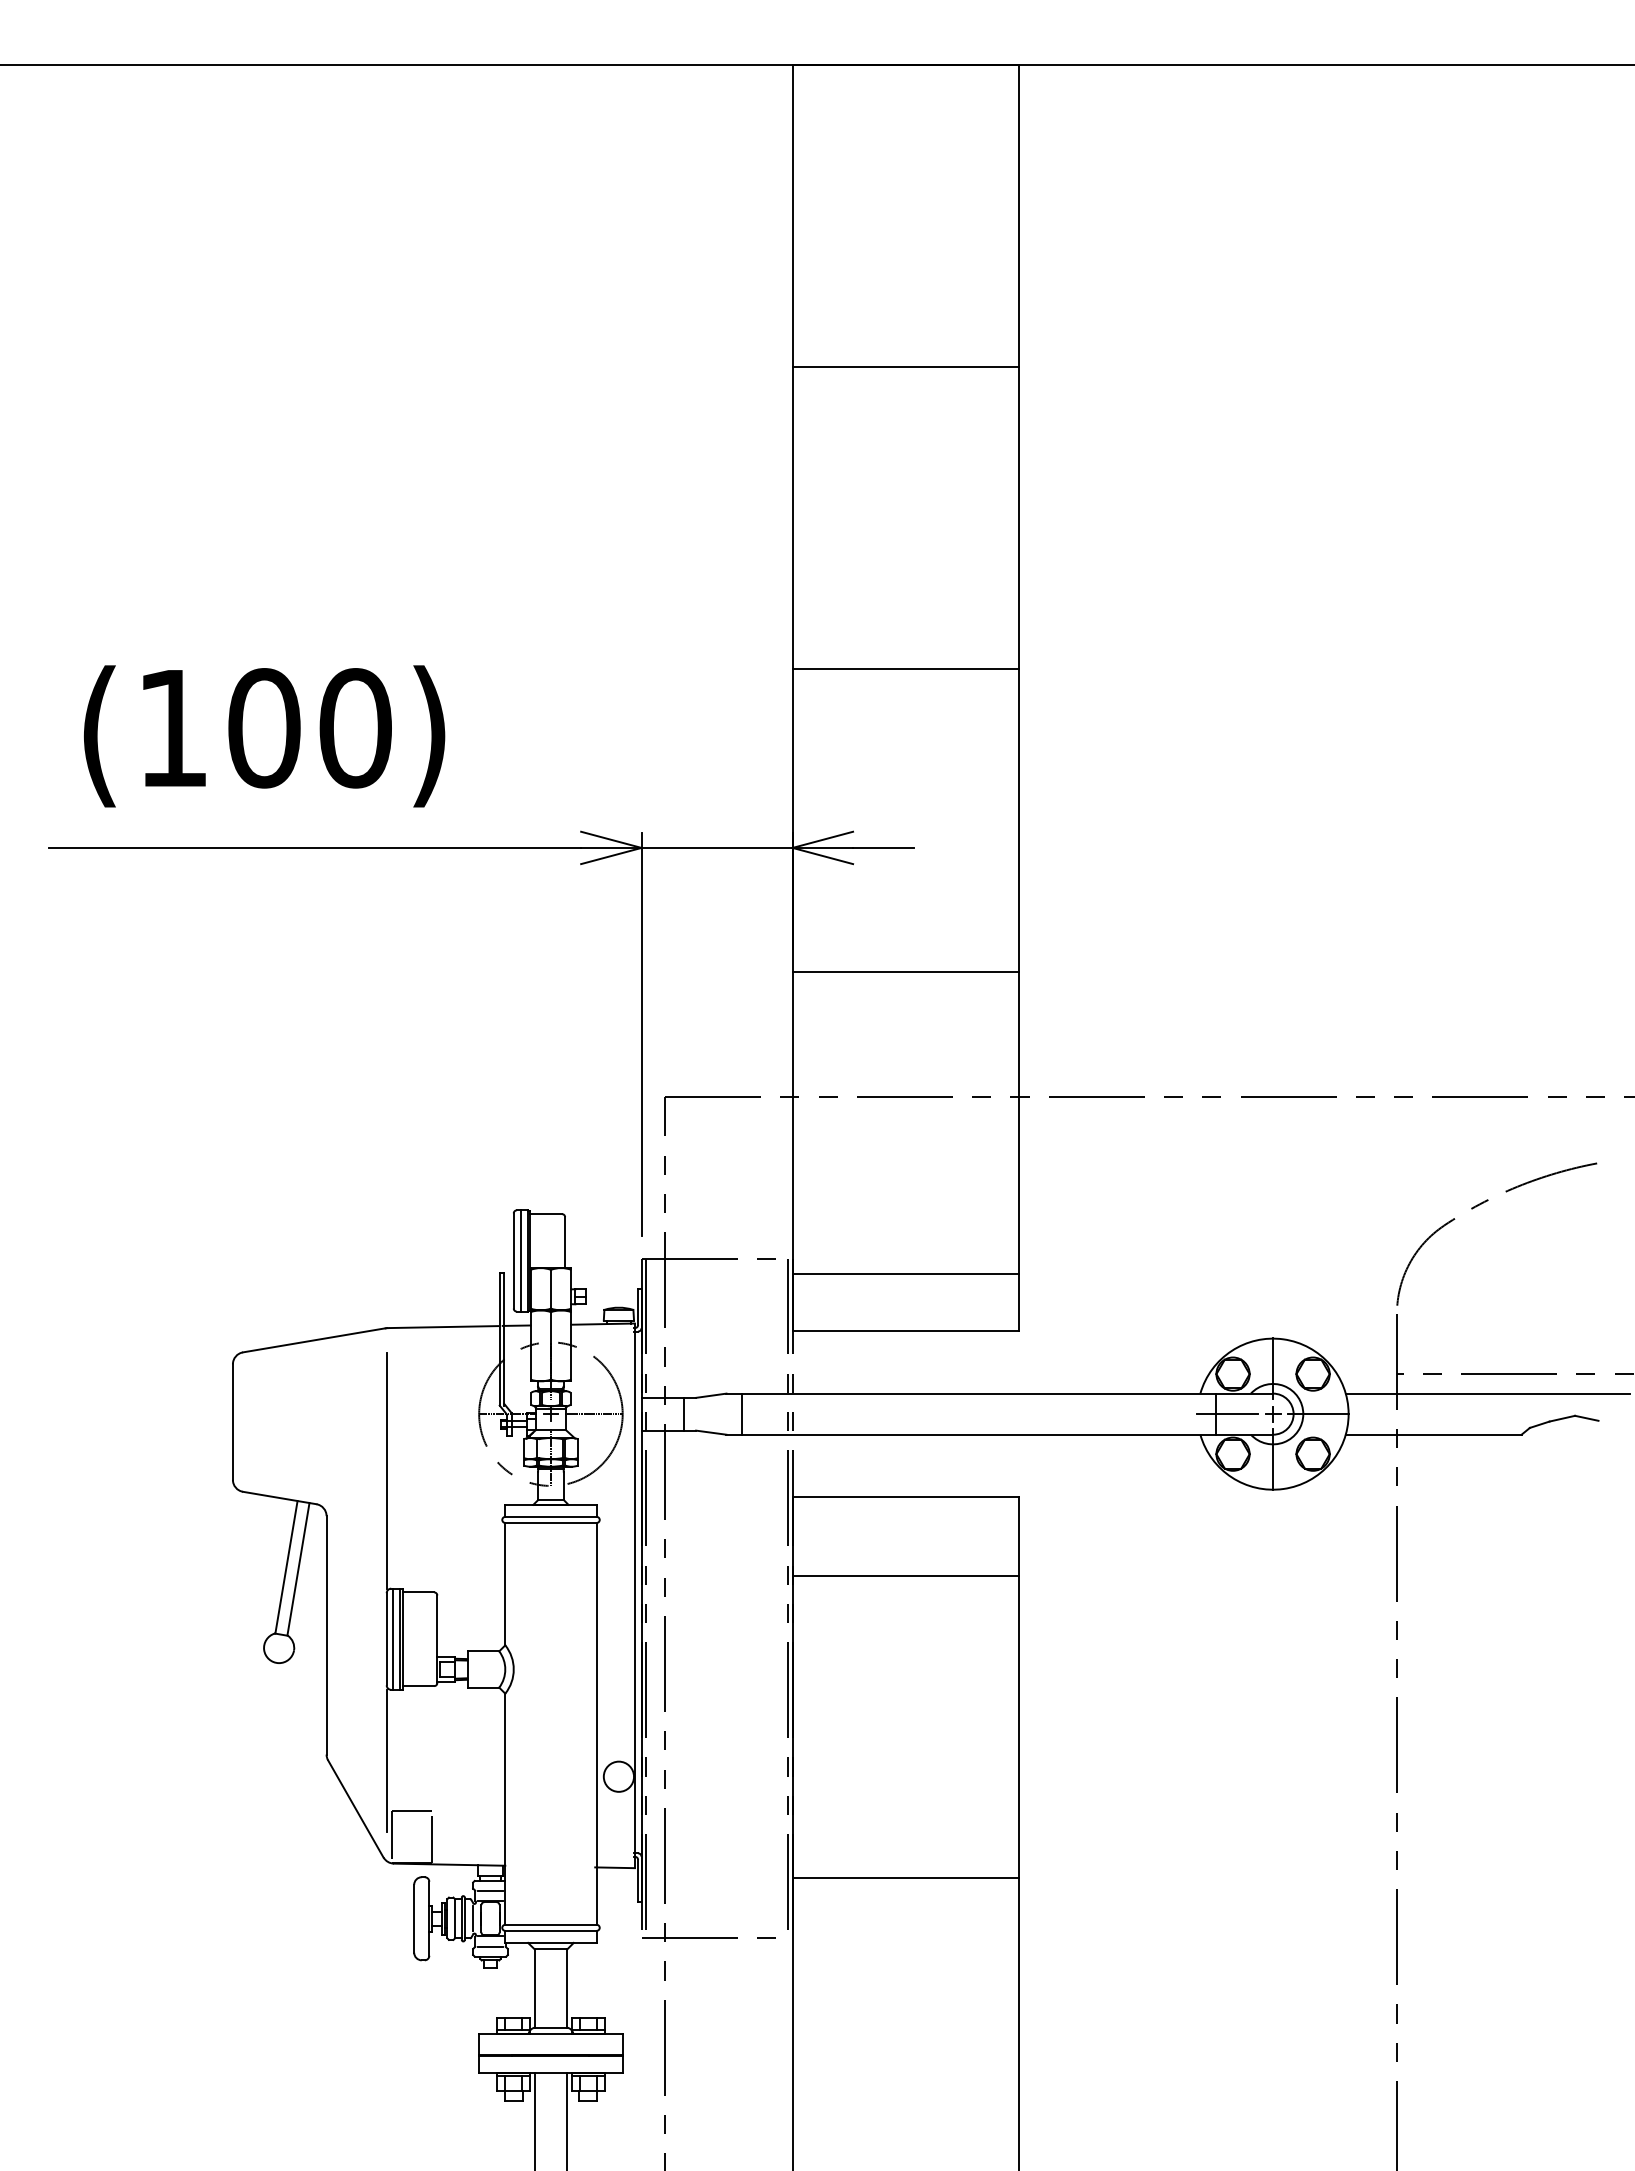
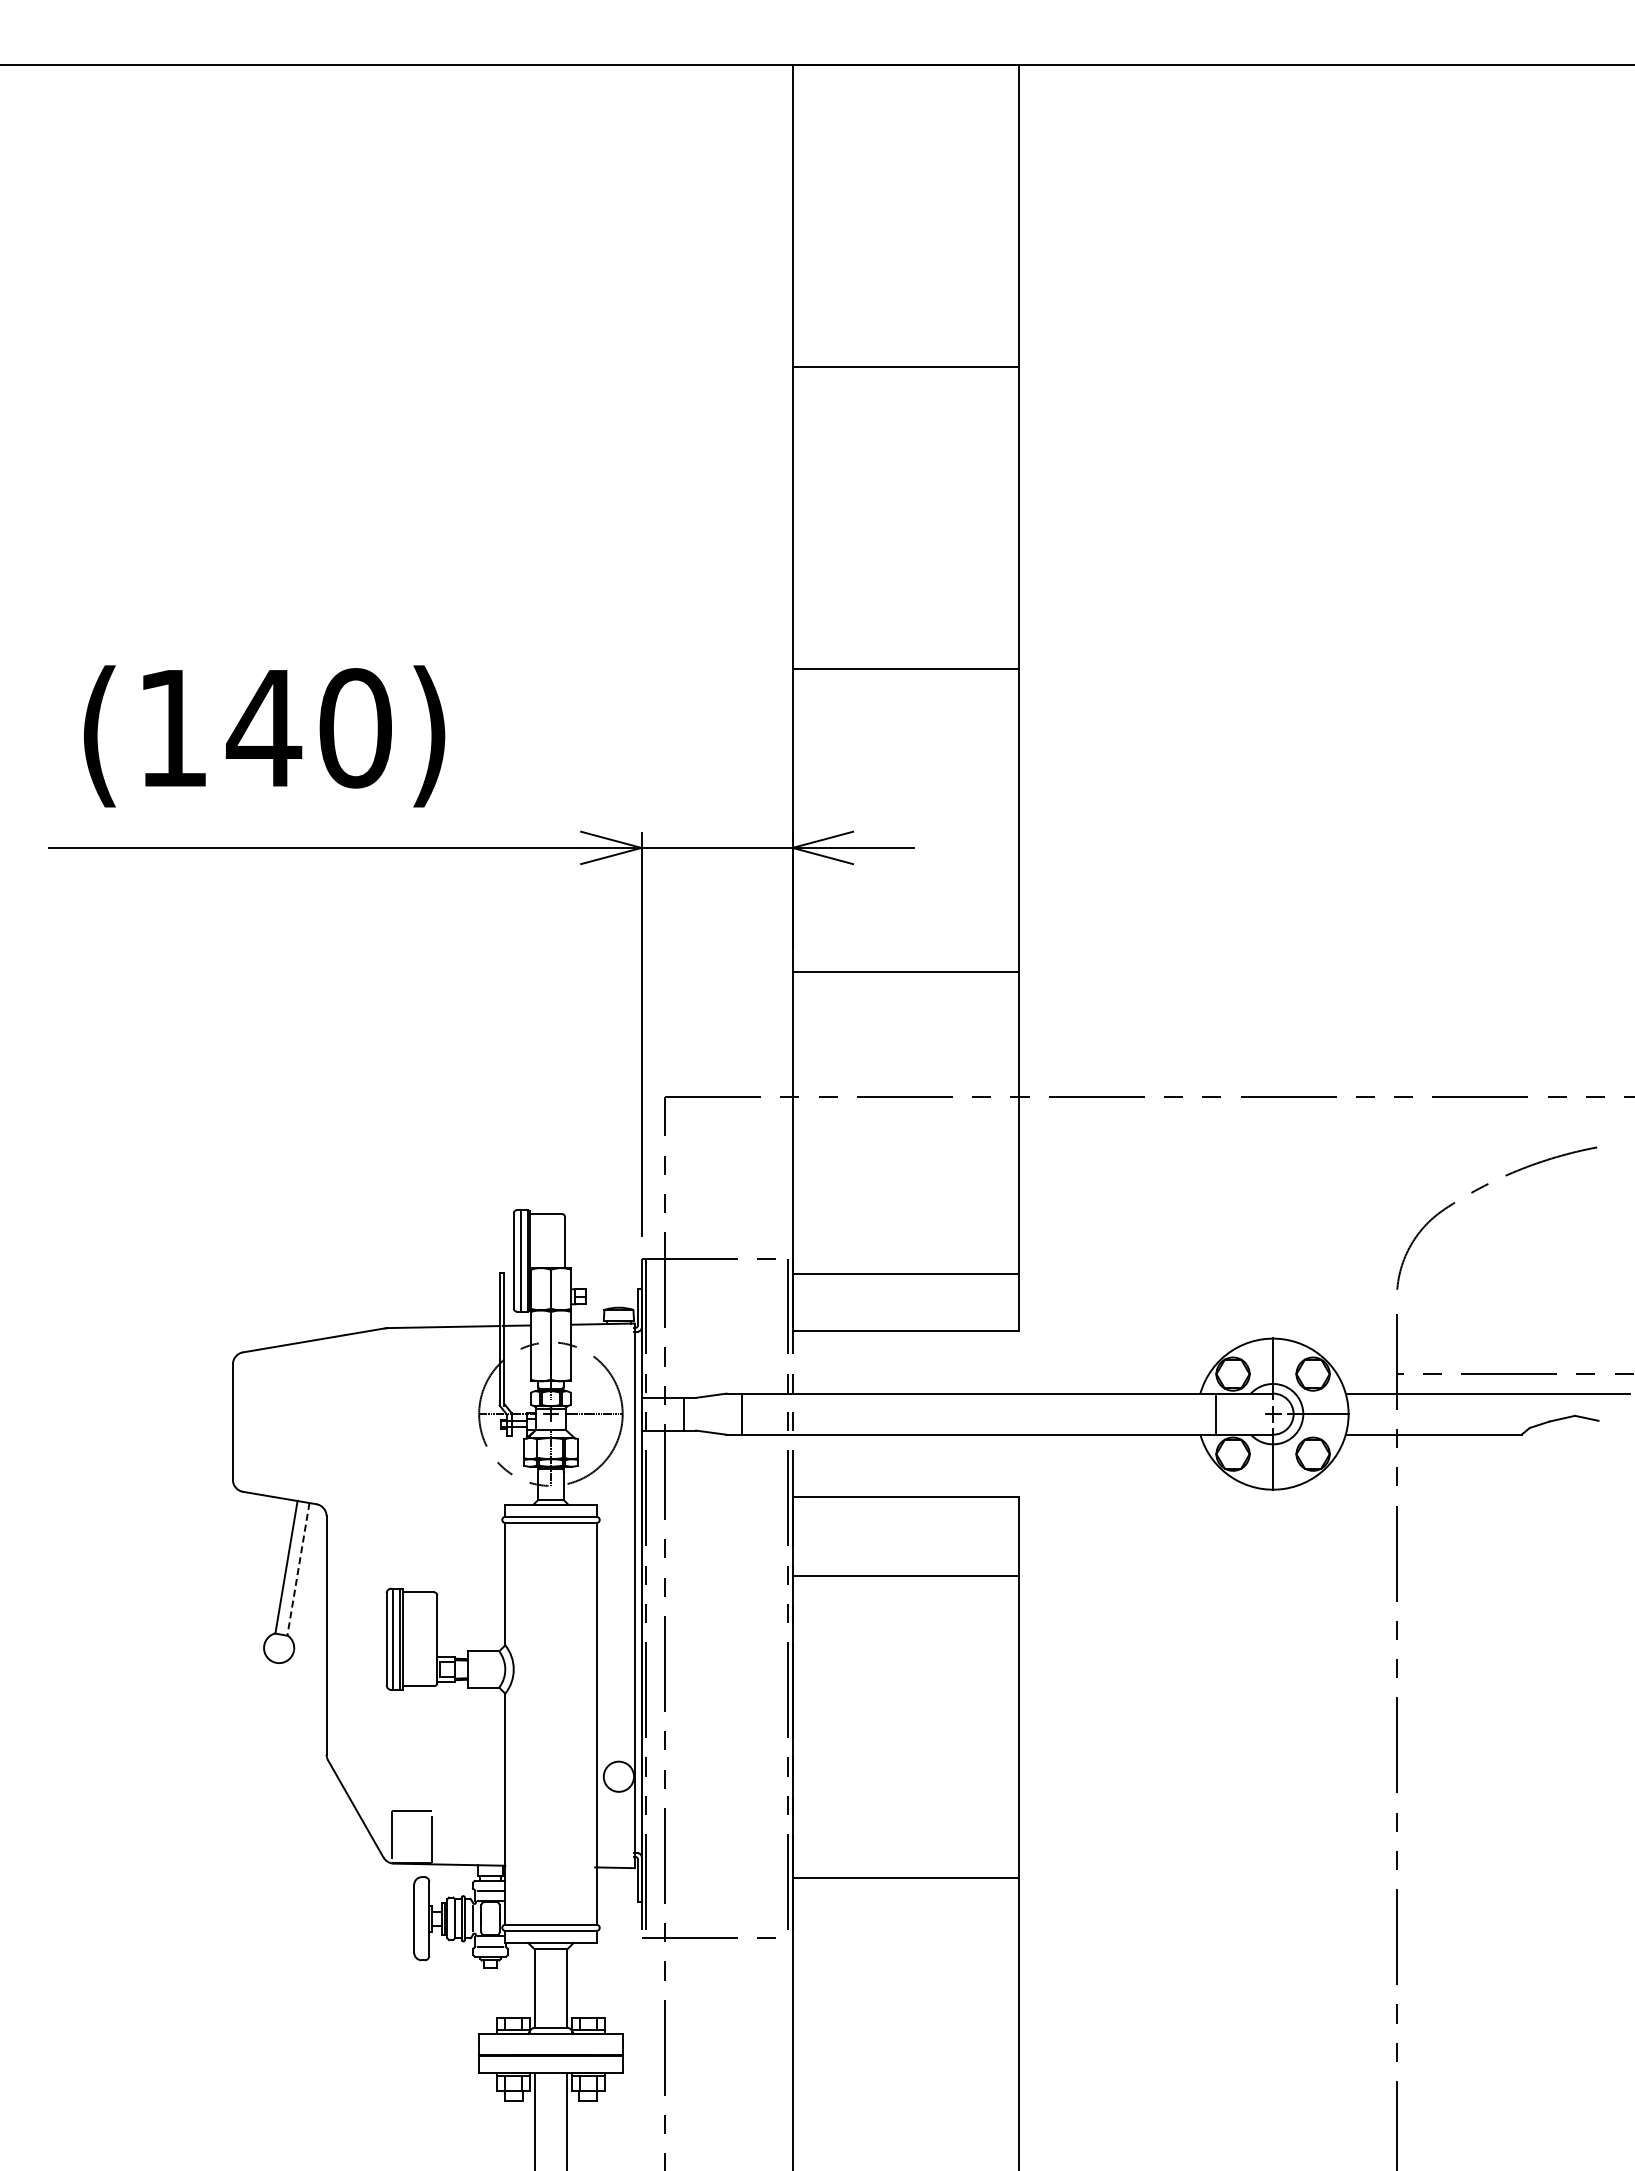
text: (100) -> (140) (264, 728)
part position: (1478, 1206) -> (1478, 1190) (1478, 1190)
line: present -> none (1227, 1414)
line: present -> none (387, 1470)
line: solid -> dashed (298, 1569)
line: present -> none (387, 1760)
